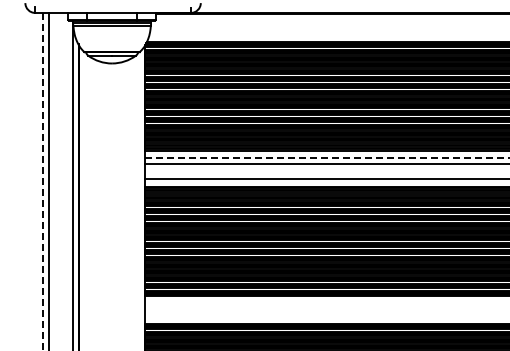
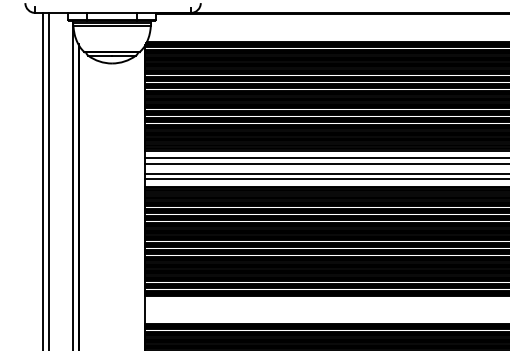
line: dashed -> solid (327, 158)
line: none -> present (325, 173)
line: dashed -> solid (43, 181)
